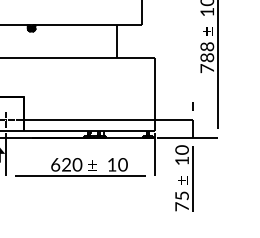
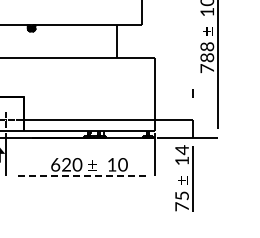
line position: (192, 106) -> (192, 93) (192, 93)
text: 10 -> 14 (181, 150)
line: solid -> dashed (80, 176)
